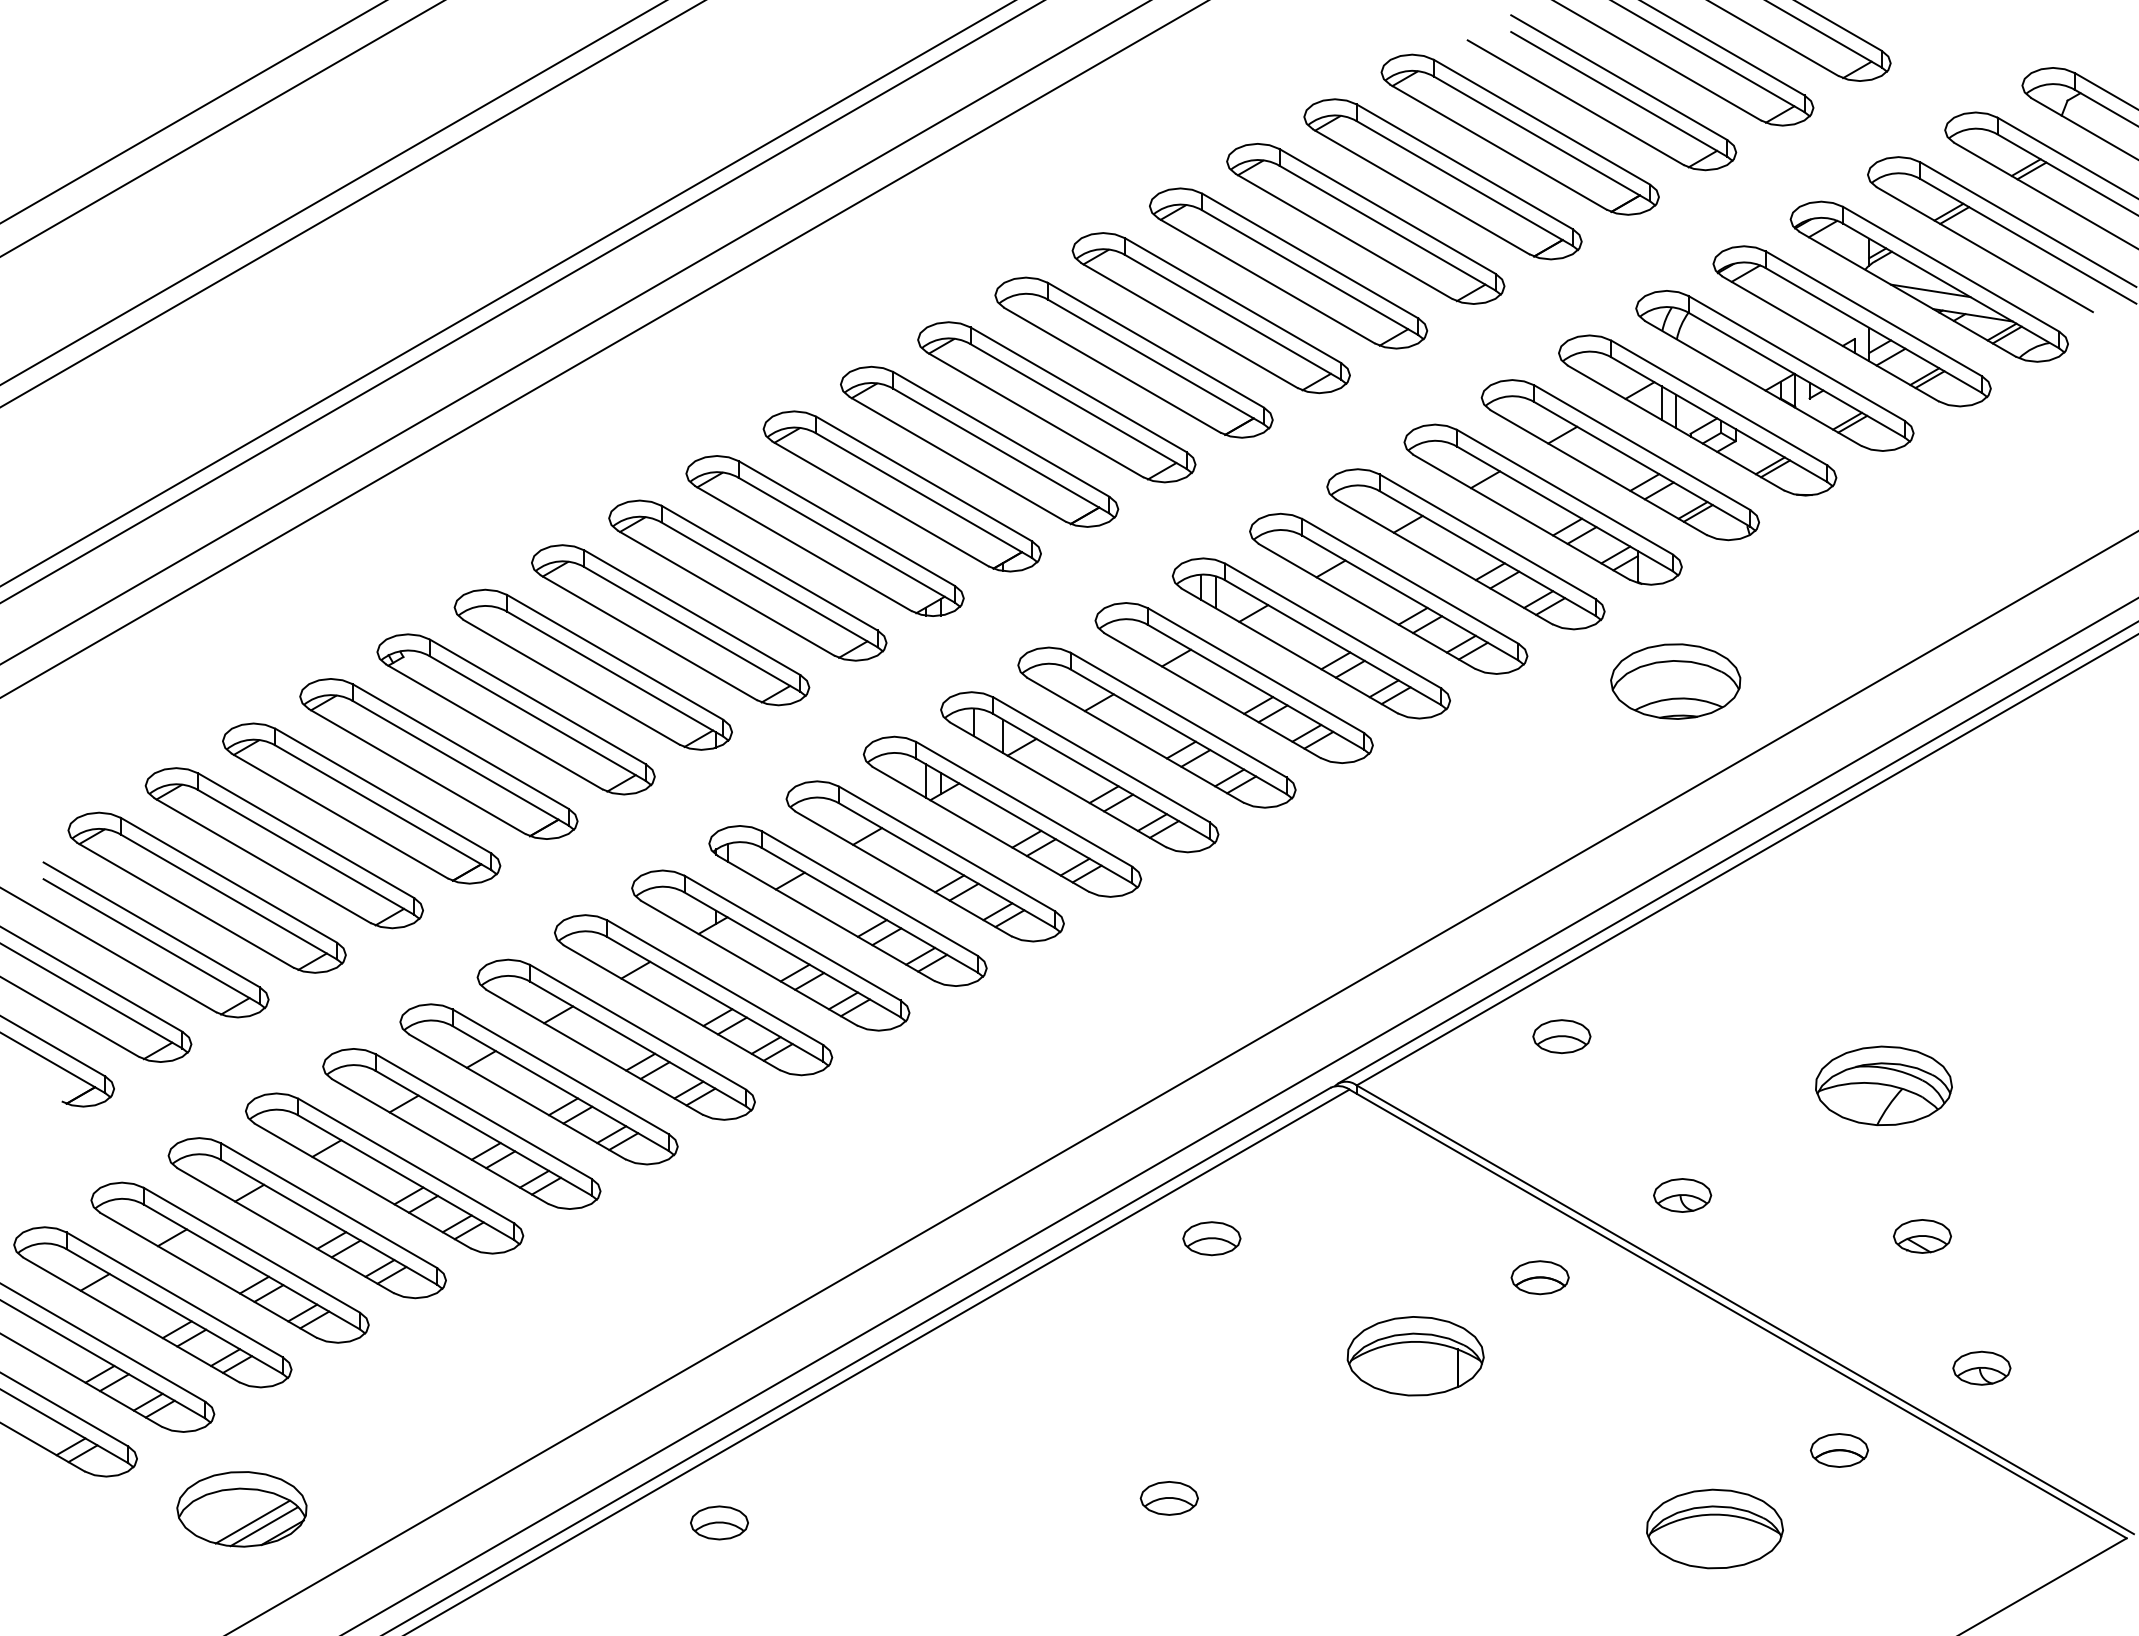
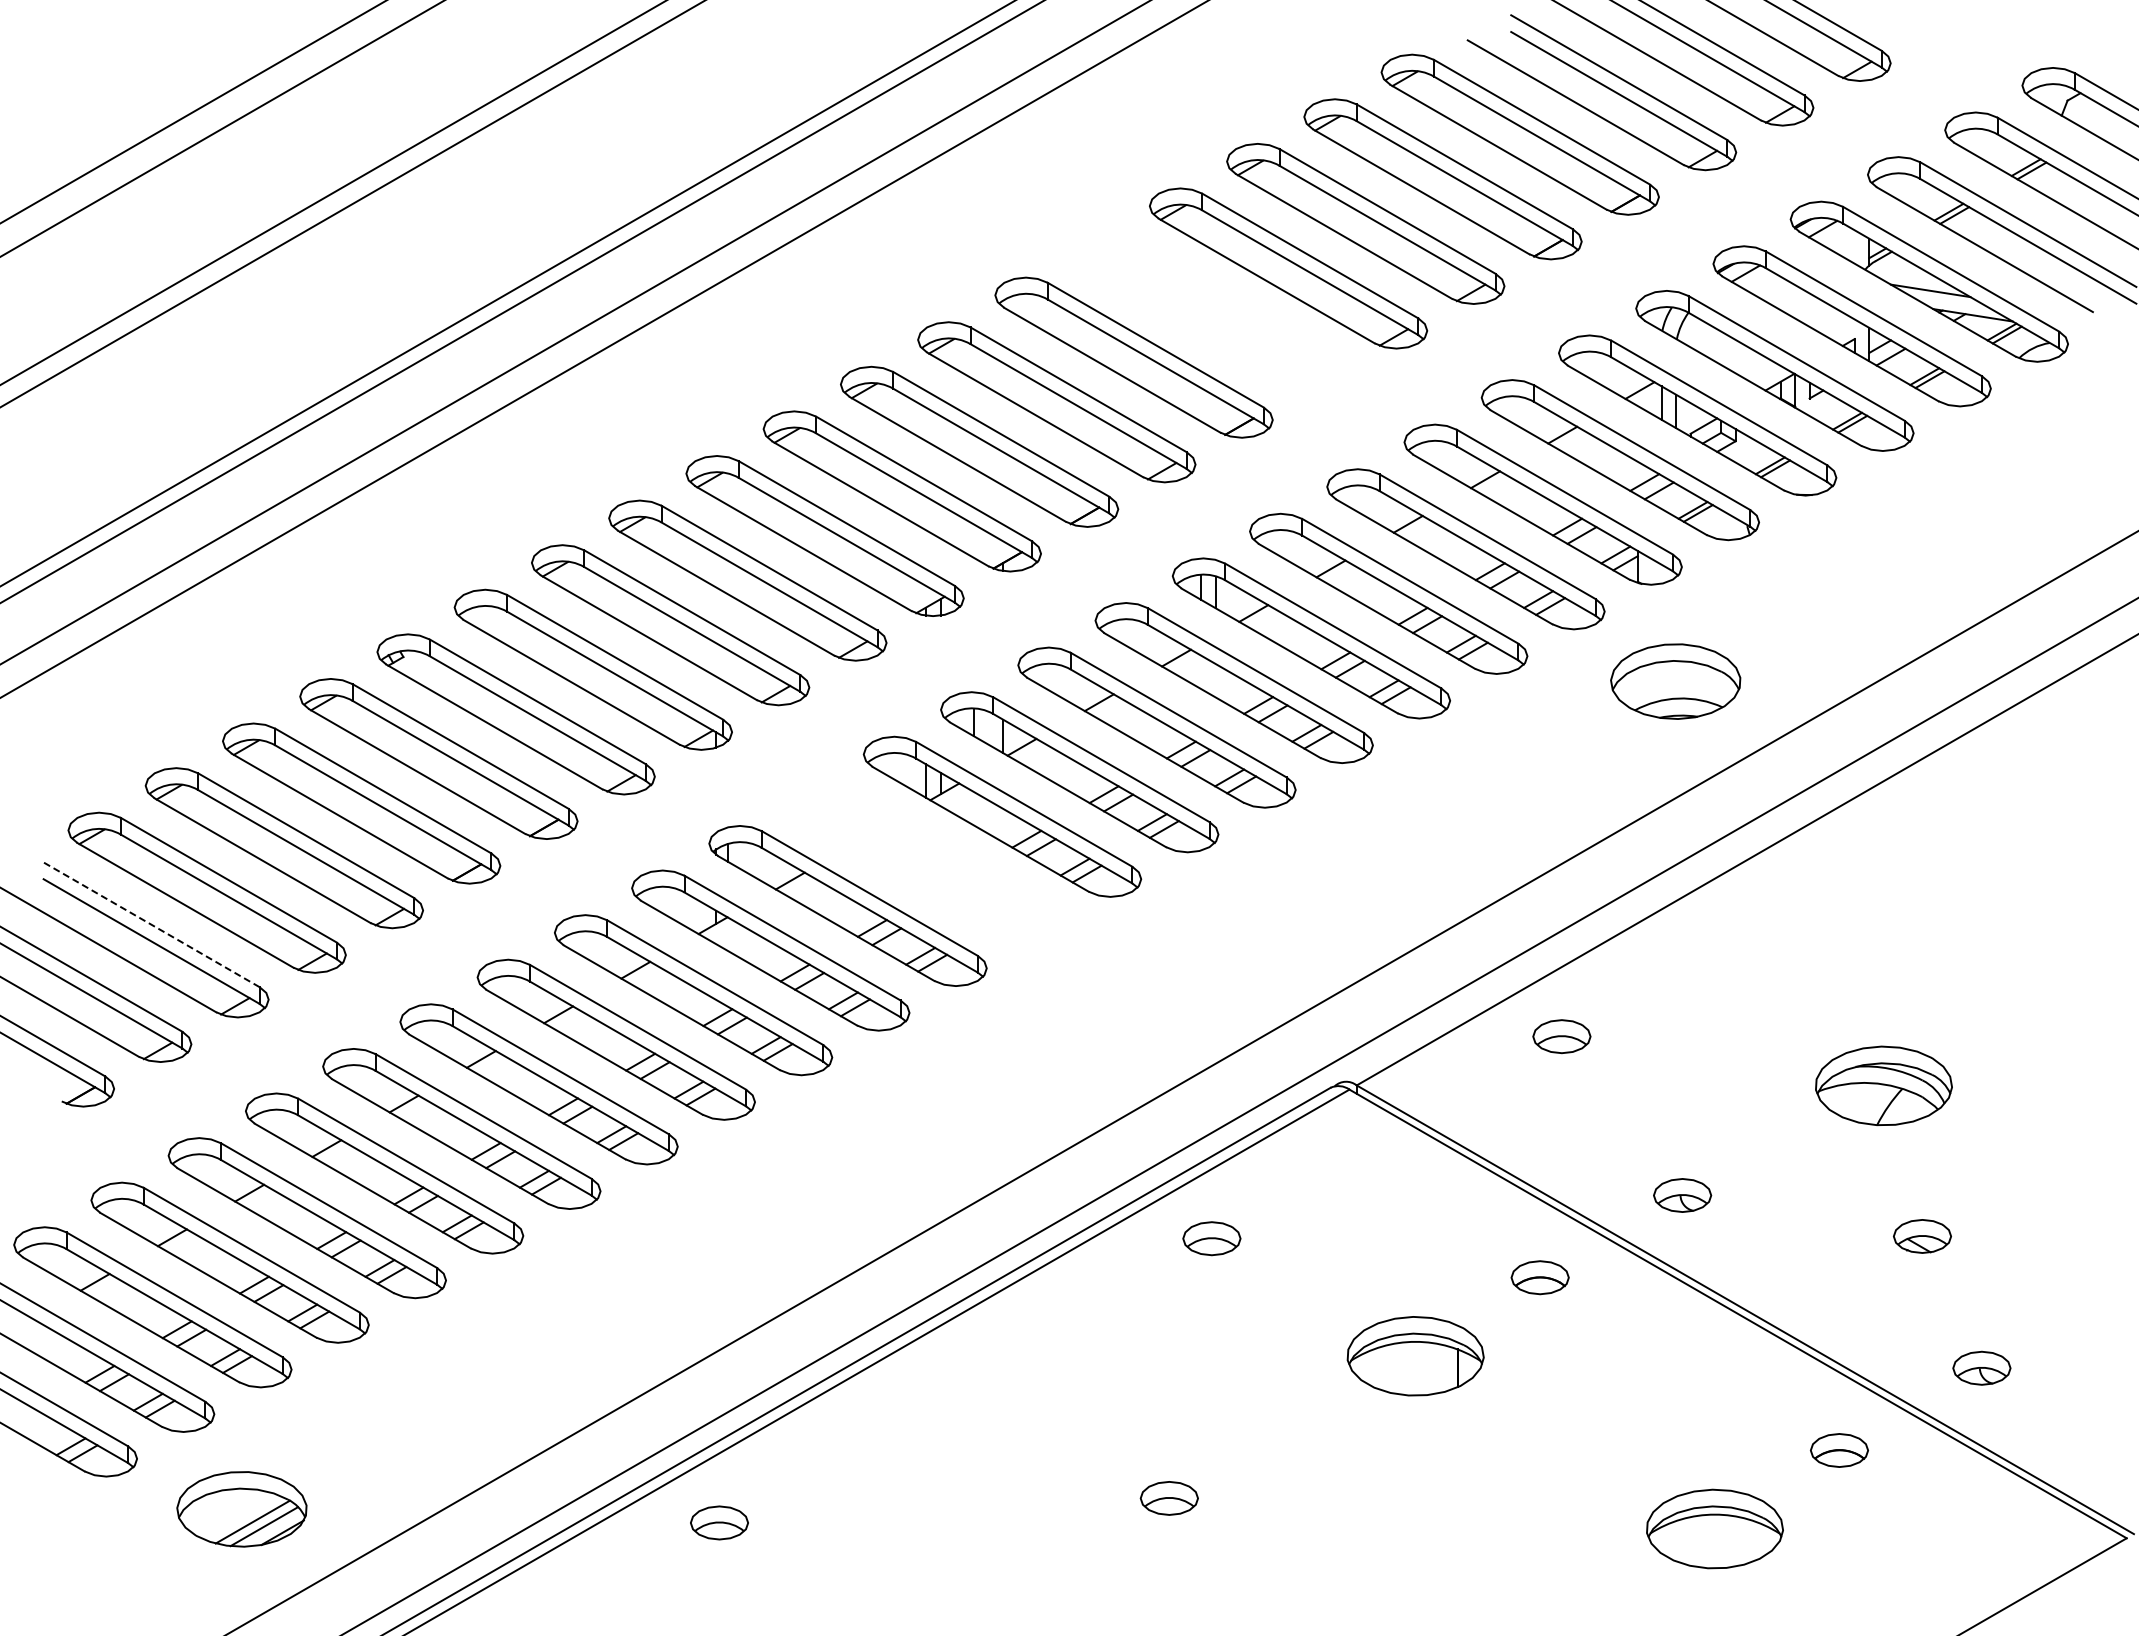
part: present -> none (1210, 313)
line: present -> none (1736, 853)
part: present -> none (924, 861)
line: solid -> dashed (151, 924)
